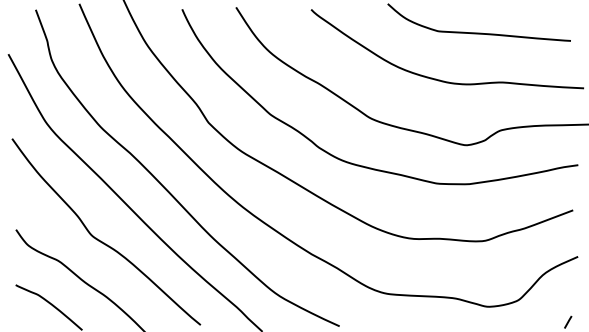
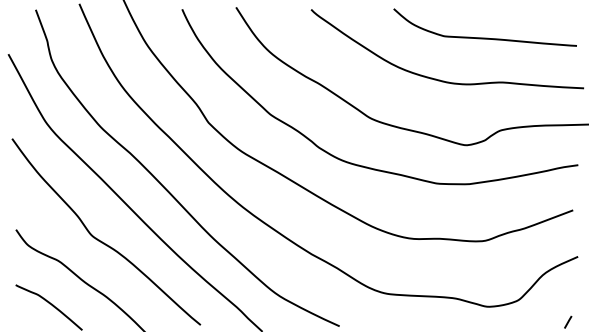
curve position: (478, 32) -> (484, 37) (484, 37)
